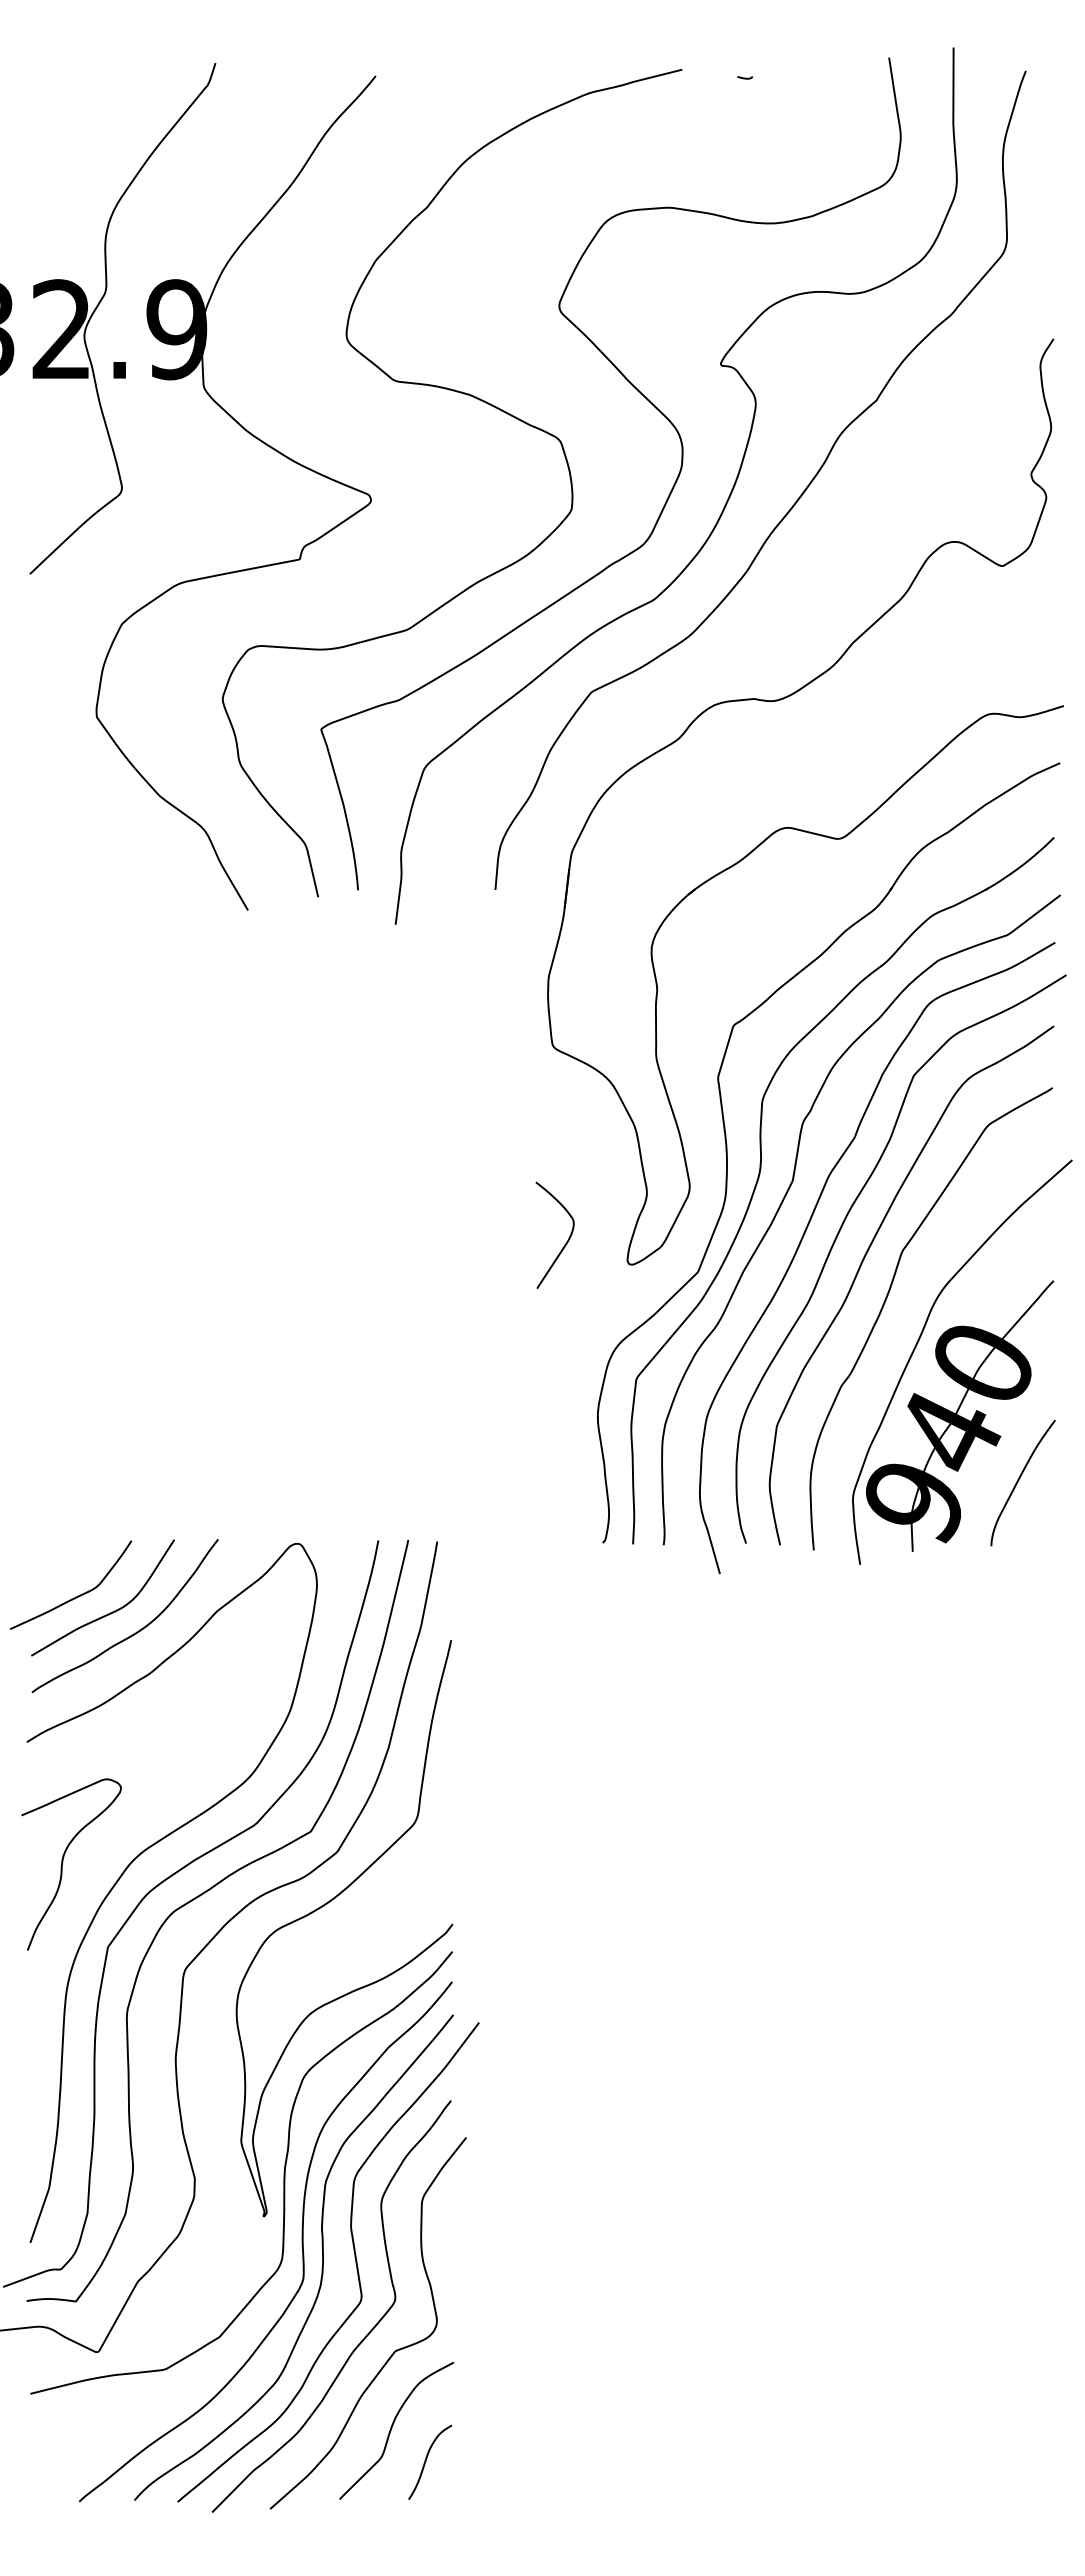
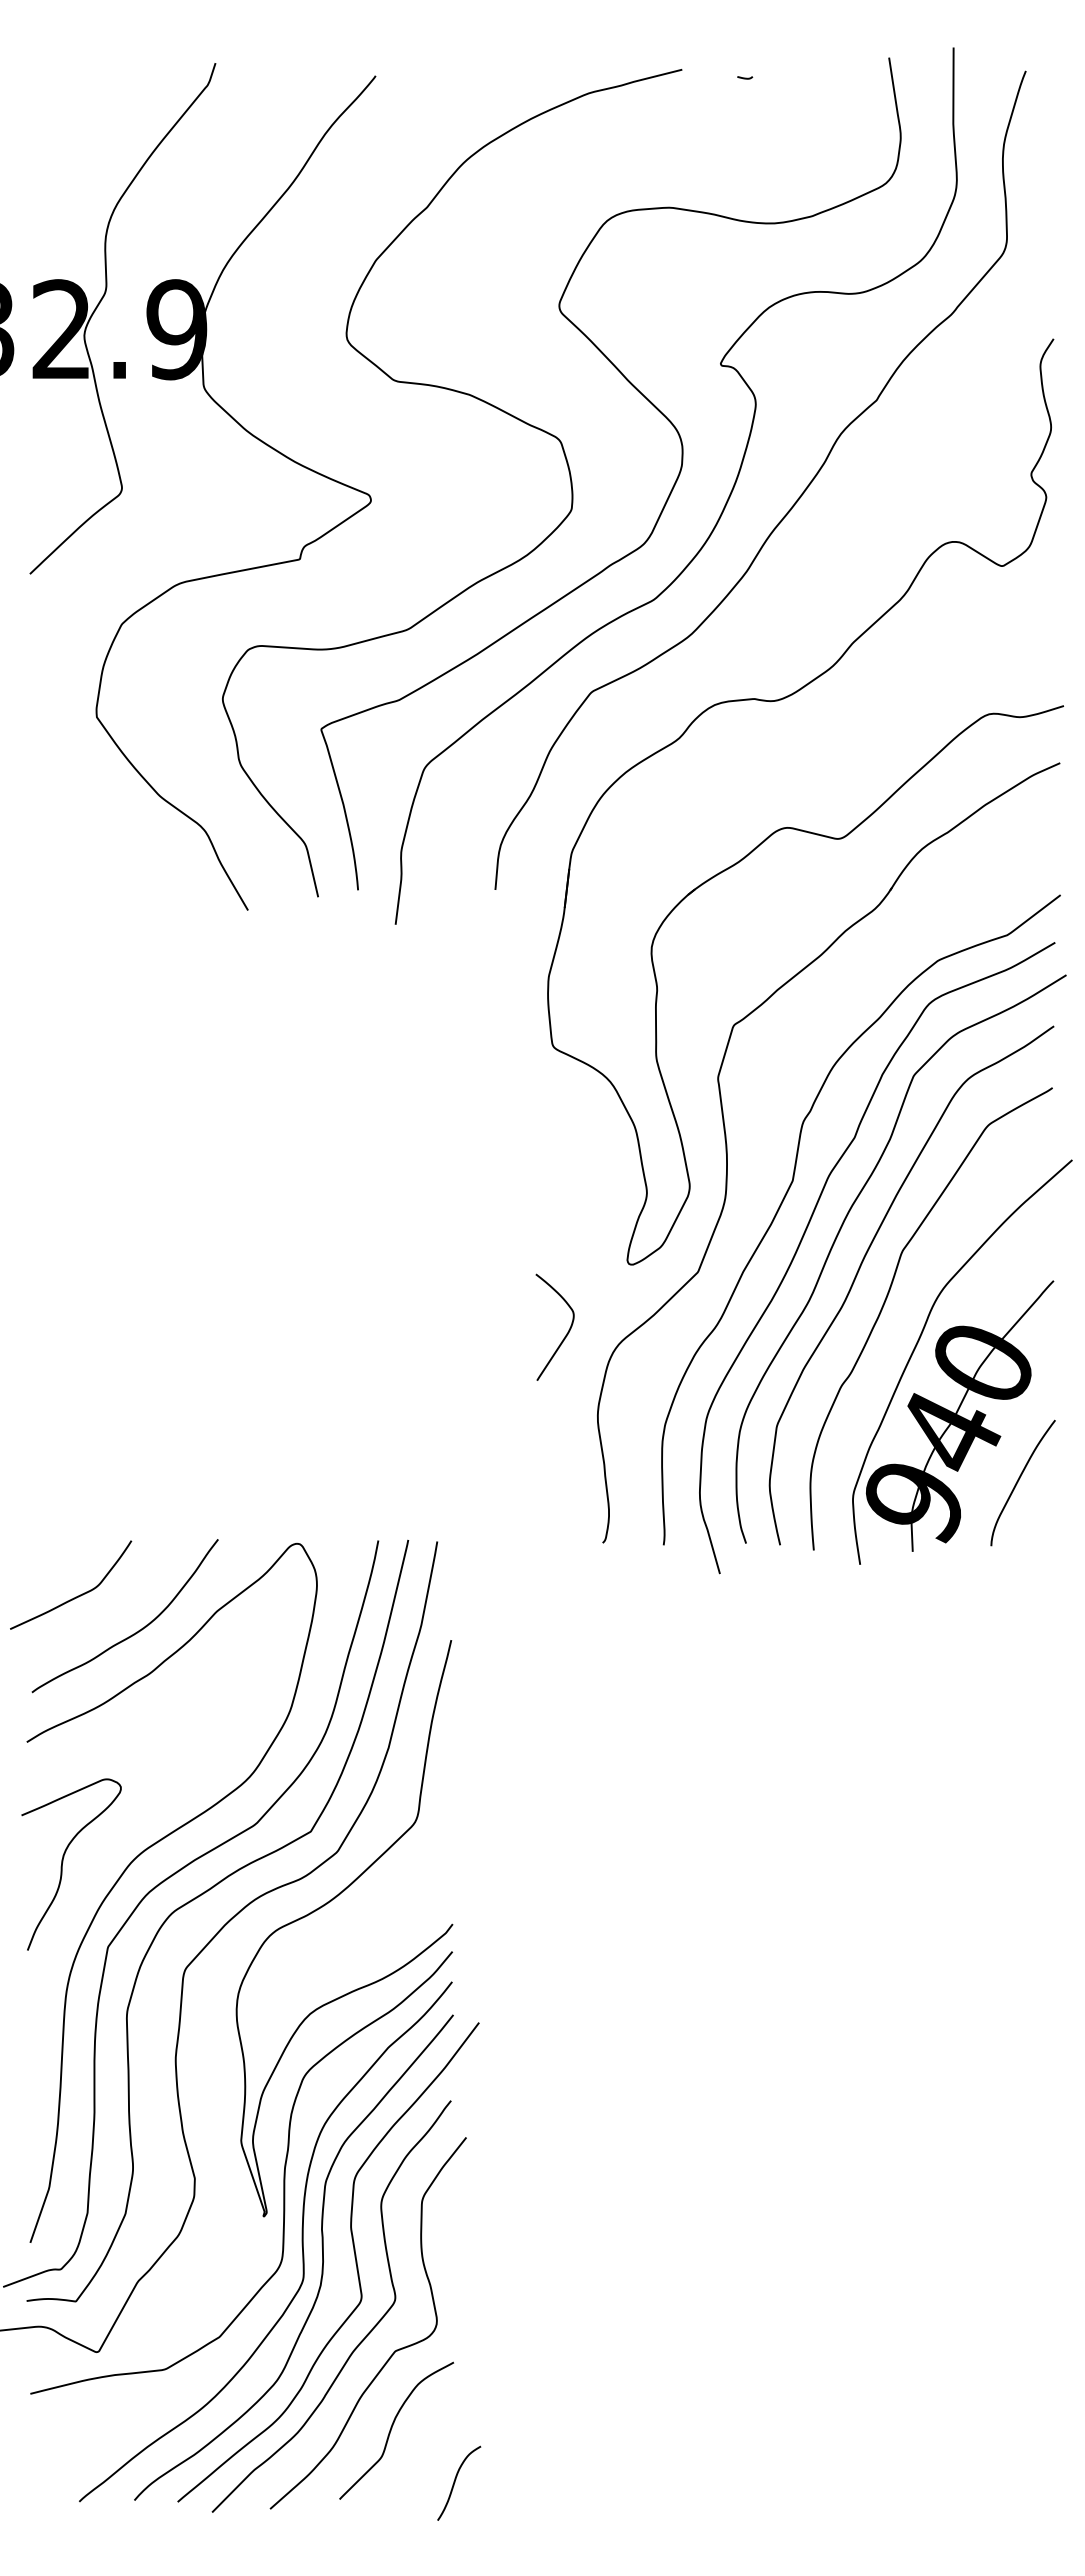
part: present -> none (760, 1174)
curve position: (566, 1241) -> (566, 1333) (566, 1333)
curve: present -> none (110, 1612)
curve position: (426, 2461) -> (455, 2482) (455, 2482)
